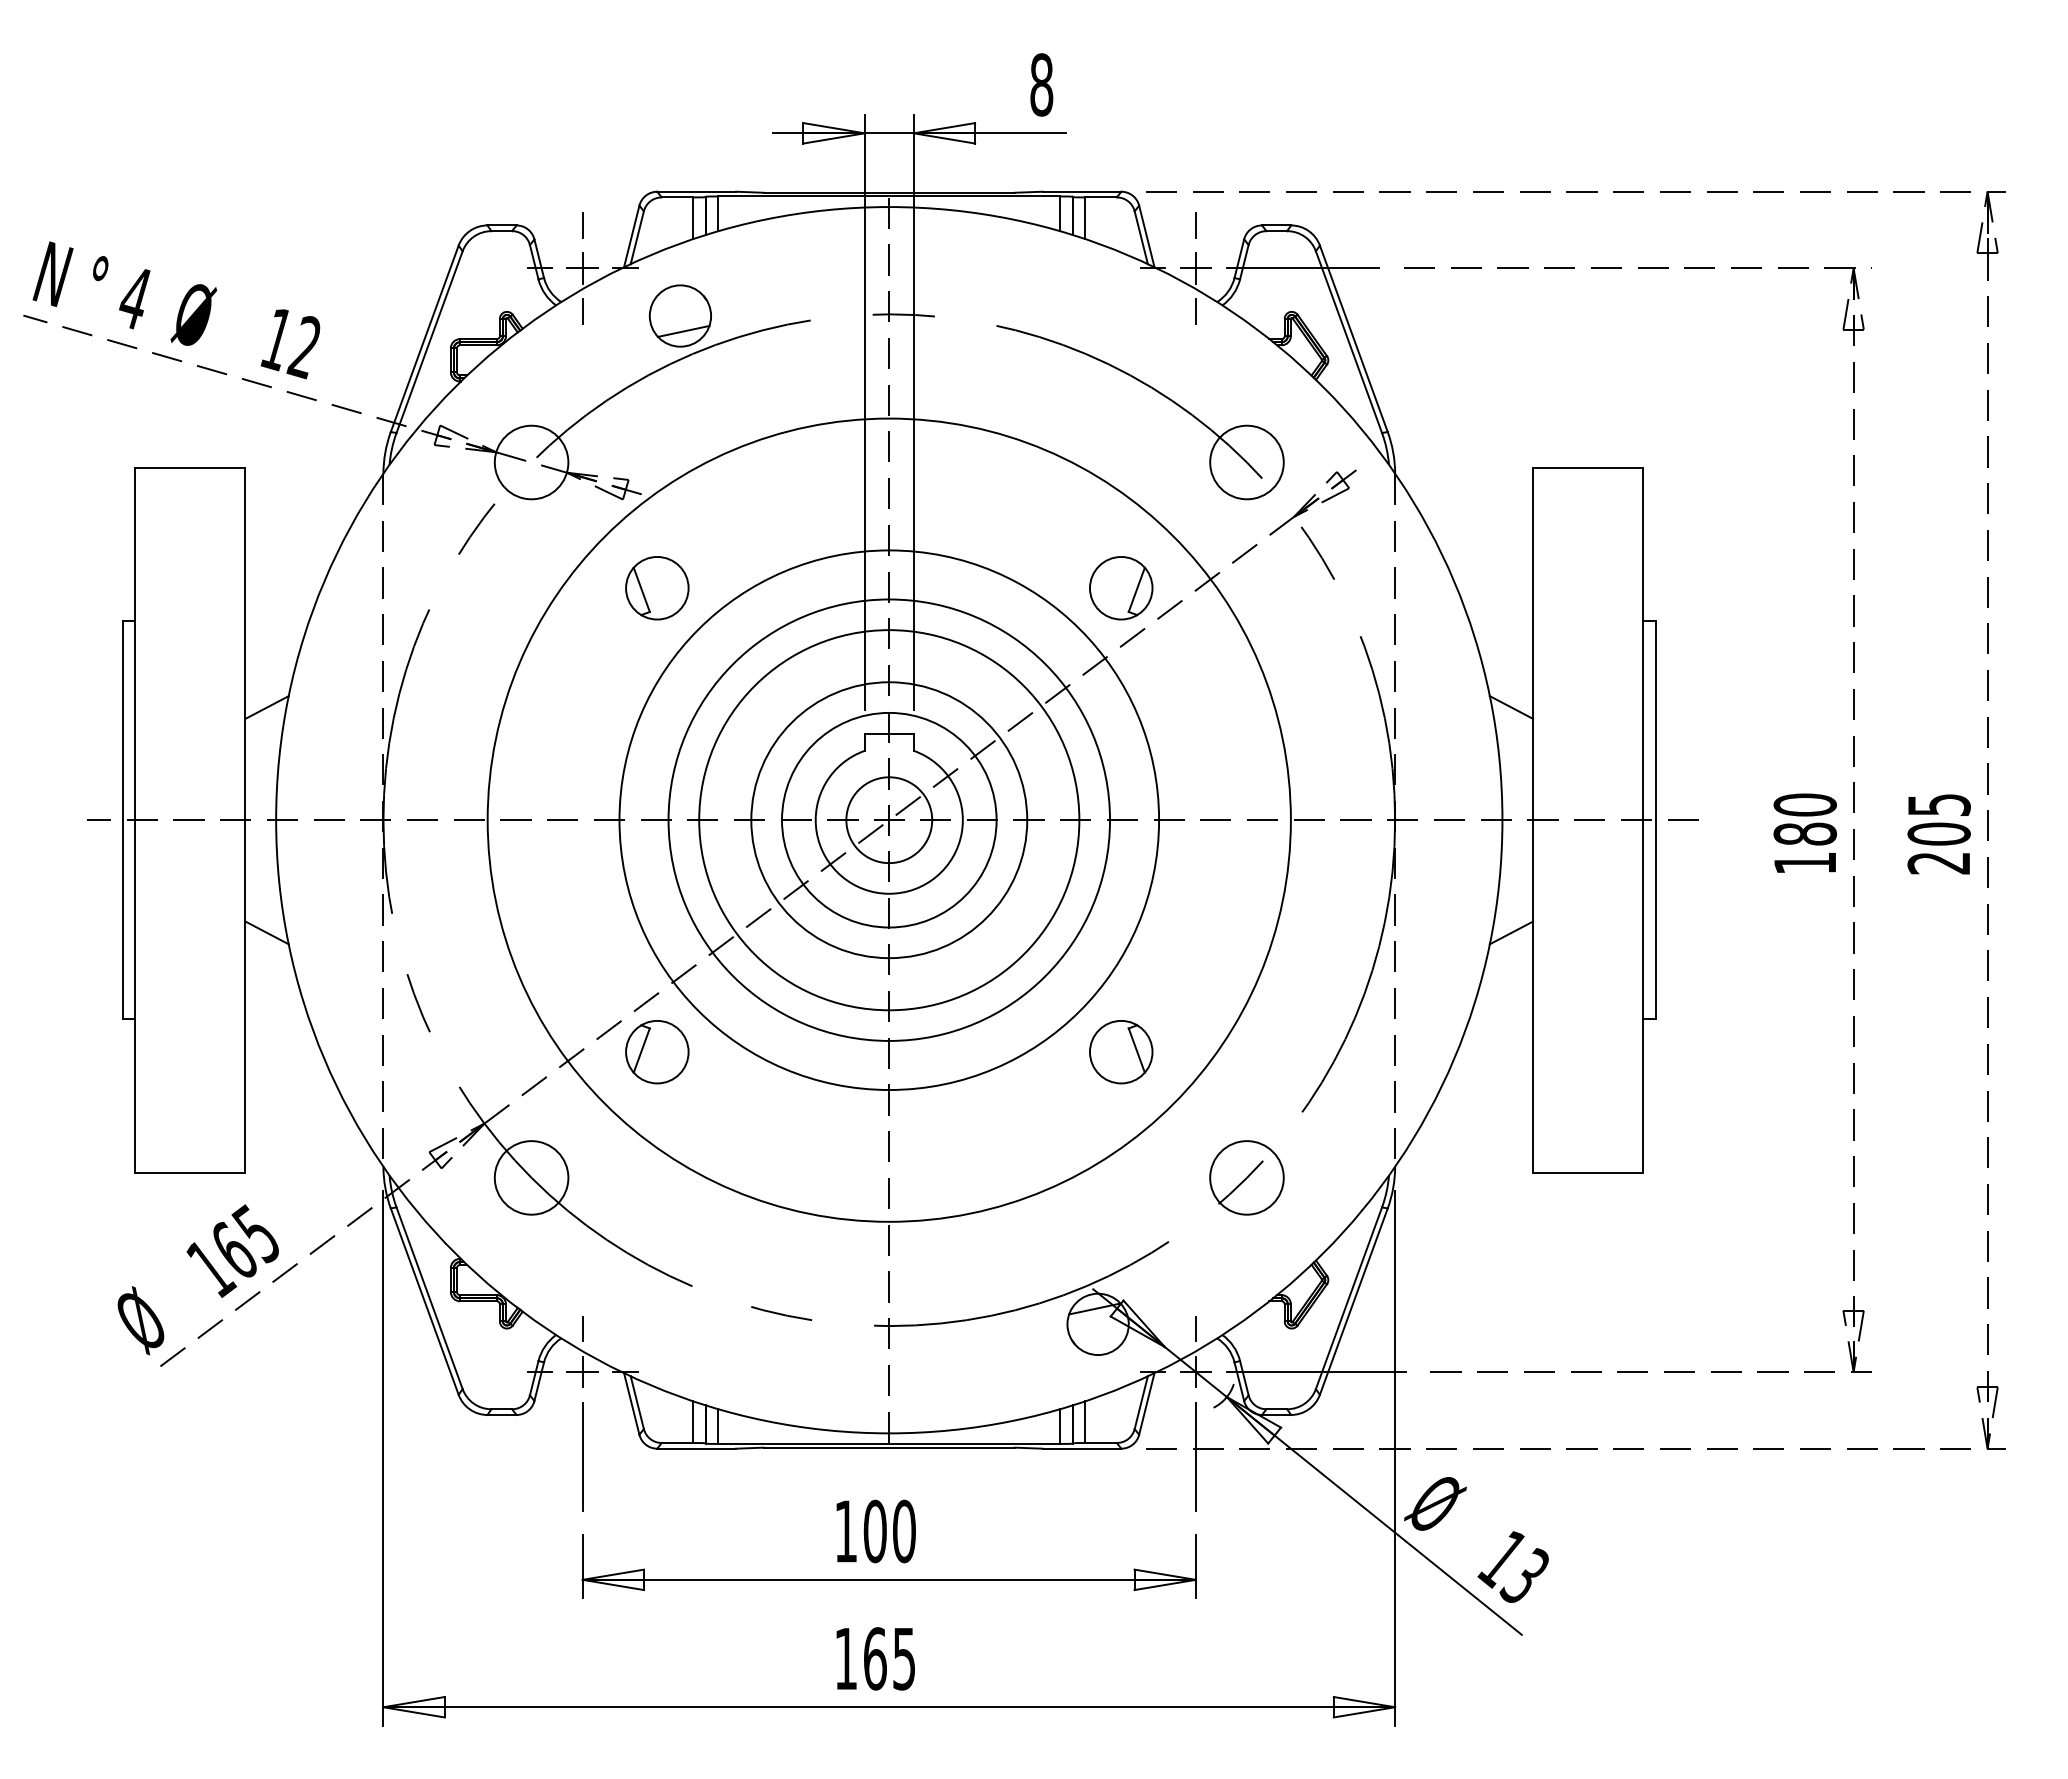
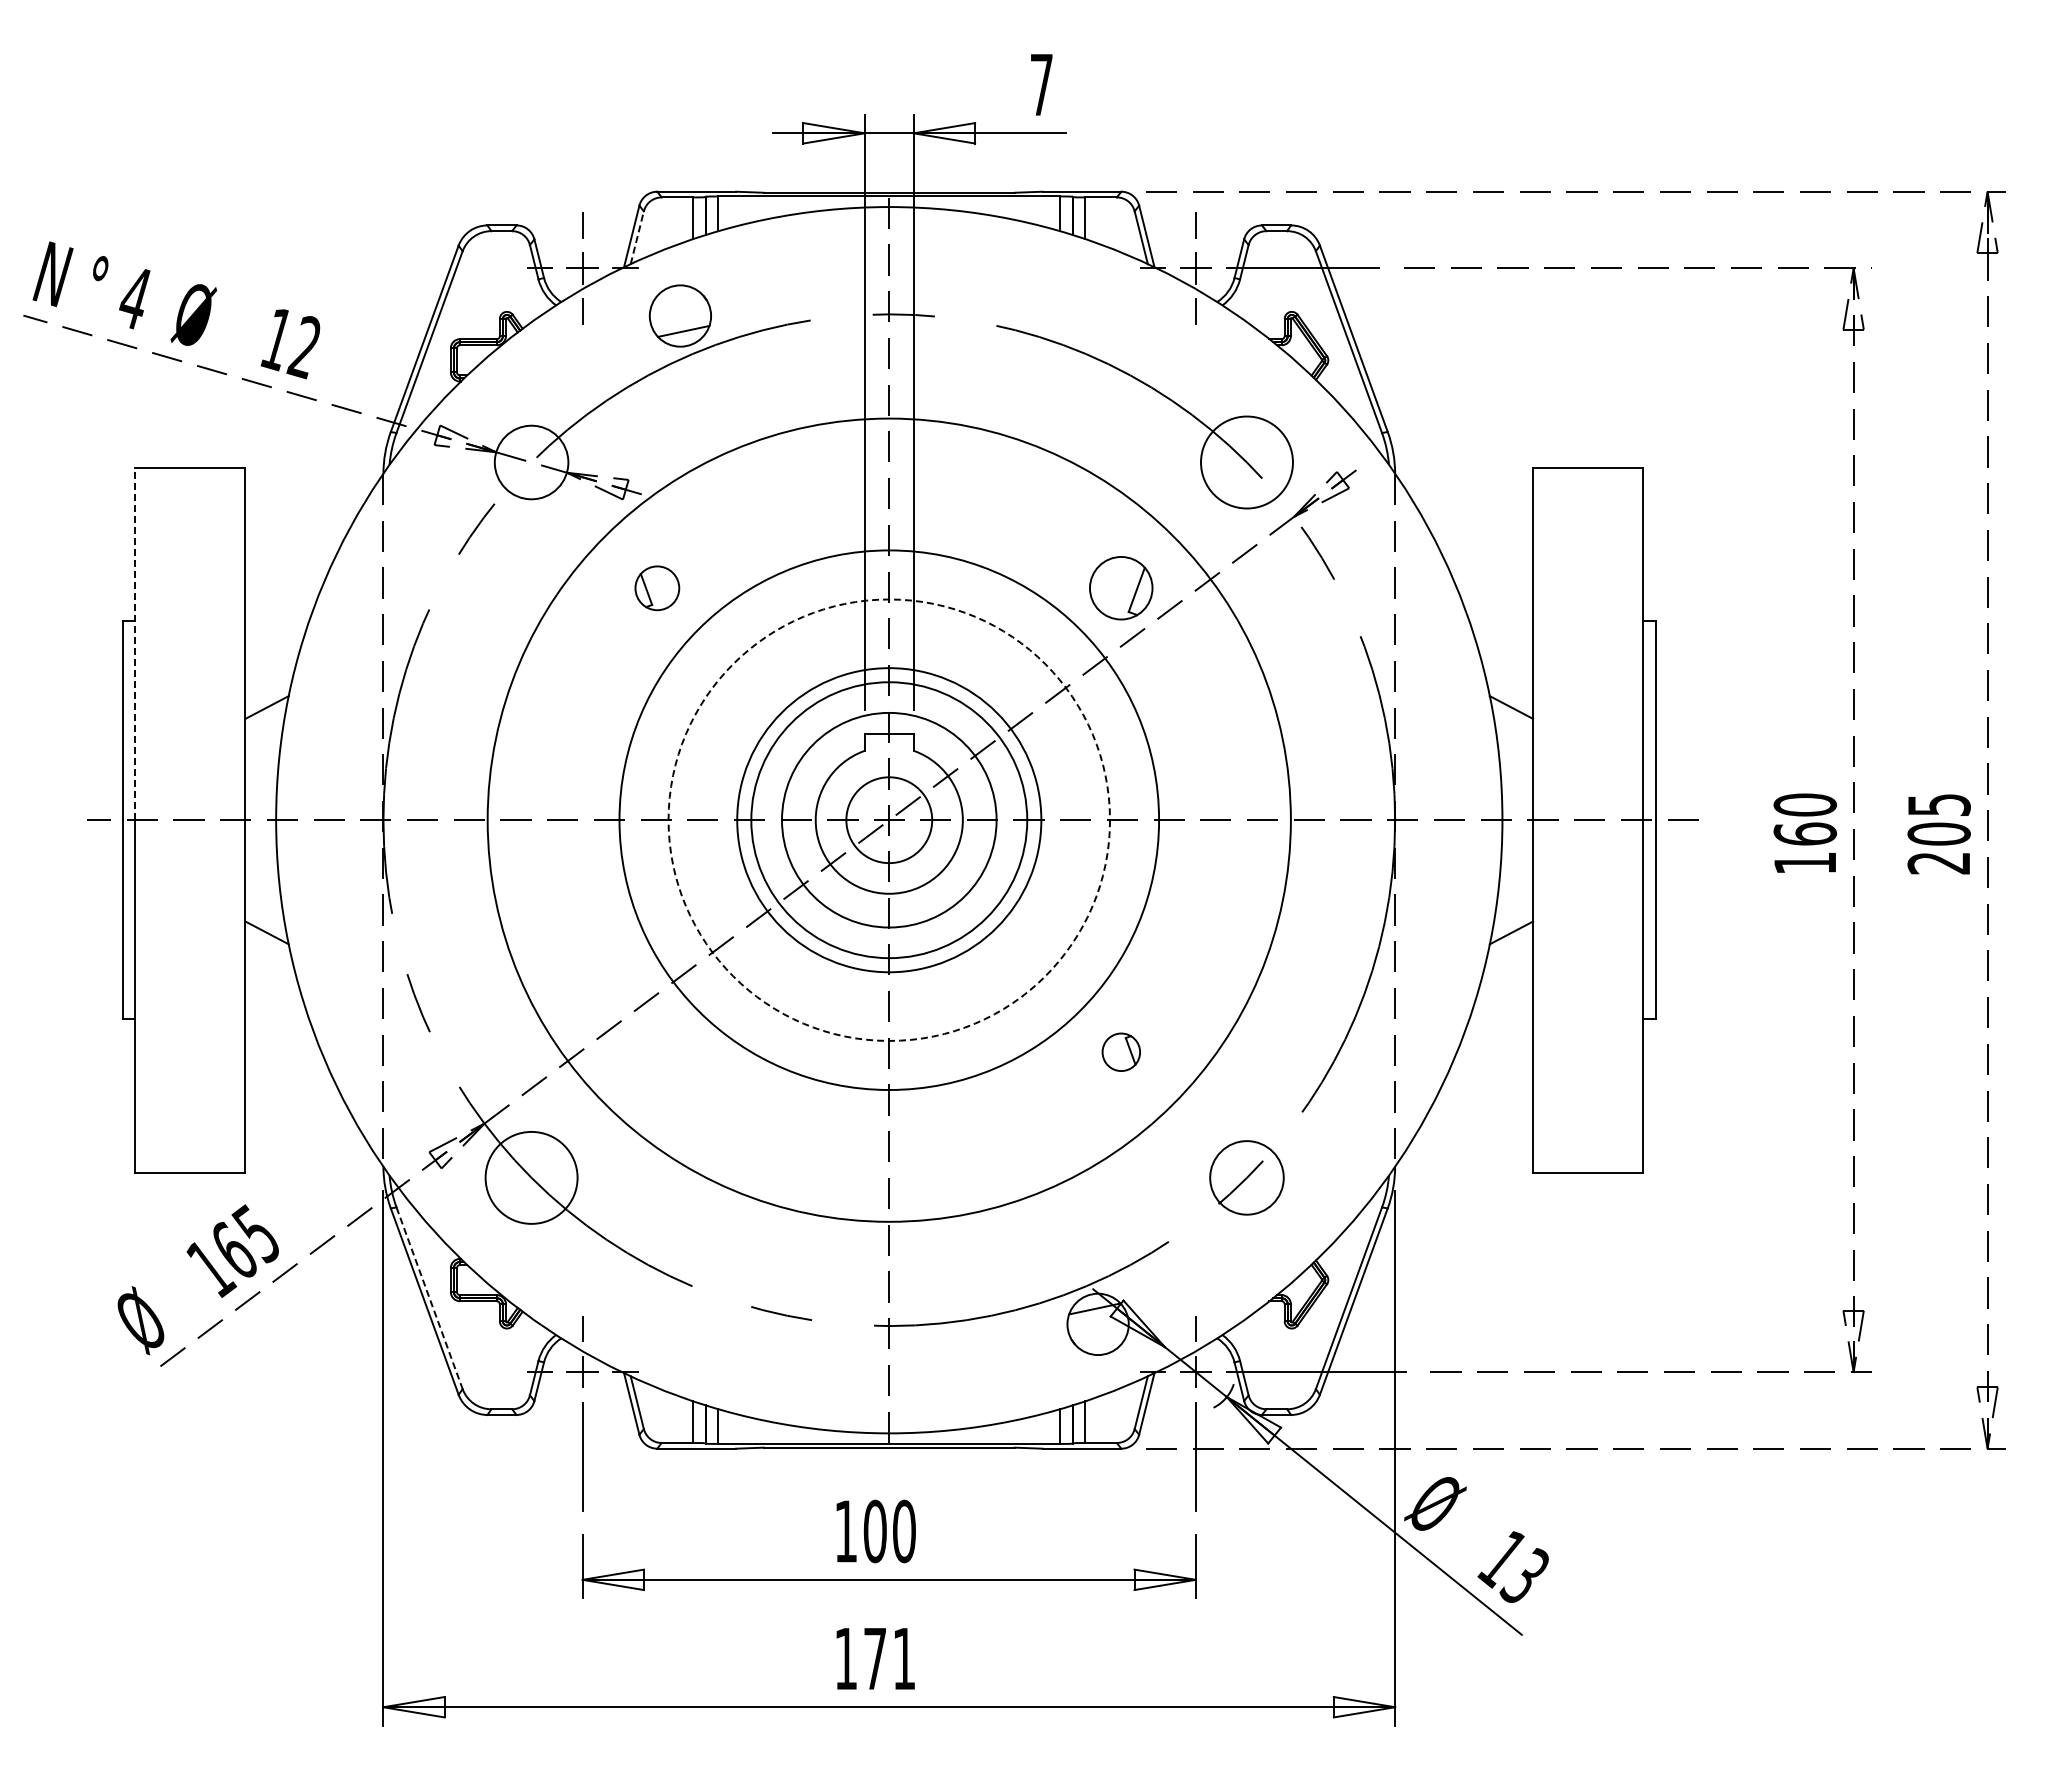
text: 8 -> 7 (1041, 84)
line: solid -> dashed (637, 237)
circle diameter: 74 px -> 92 px (1246, 462)
part size: 65x65 px -> 47x47 px (657, 588)
line: solid -> dashed (135, 643)
circle: solid -> dashed (889, 819)
circle diameter: 380 px -> 304 px (889, 820)
text: 180 -> 160 (1804, 833)
part: present -> none (657, 1052)
part size: 65x65 px -> 40x40 px (1120, 1051)
circle diameter: 74 px -> 92 px (531, 1177)
line: solid -> dashed (429, 1298)
text: 165 -> 171 (889, 1658)
